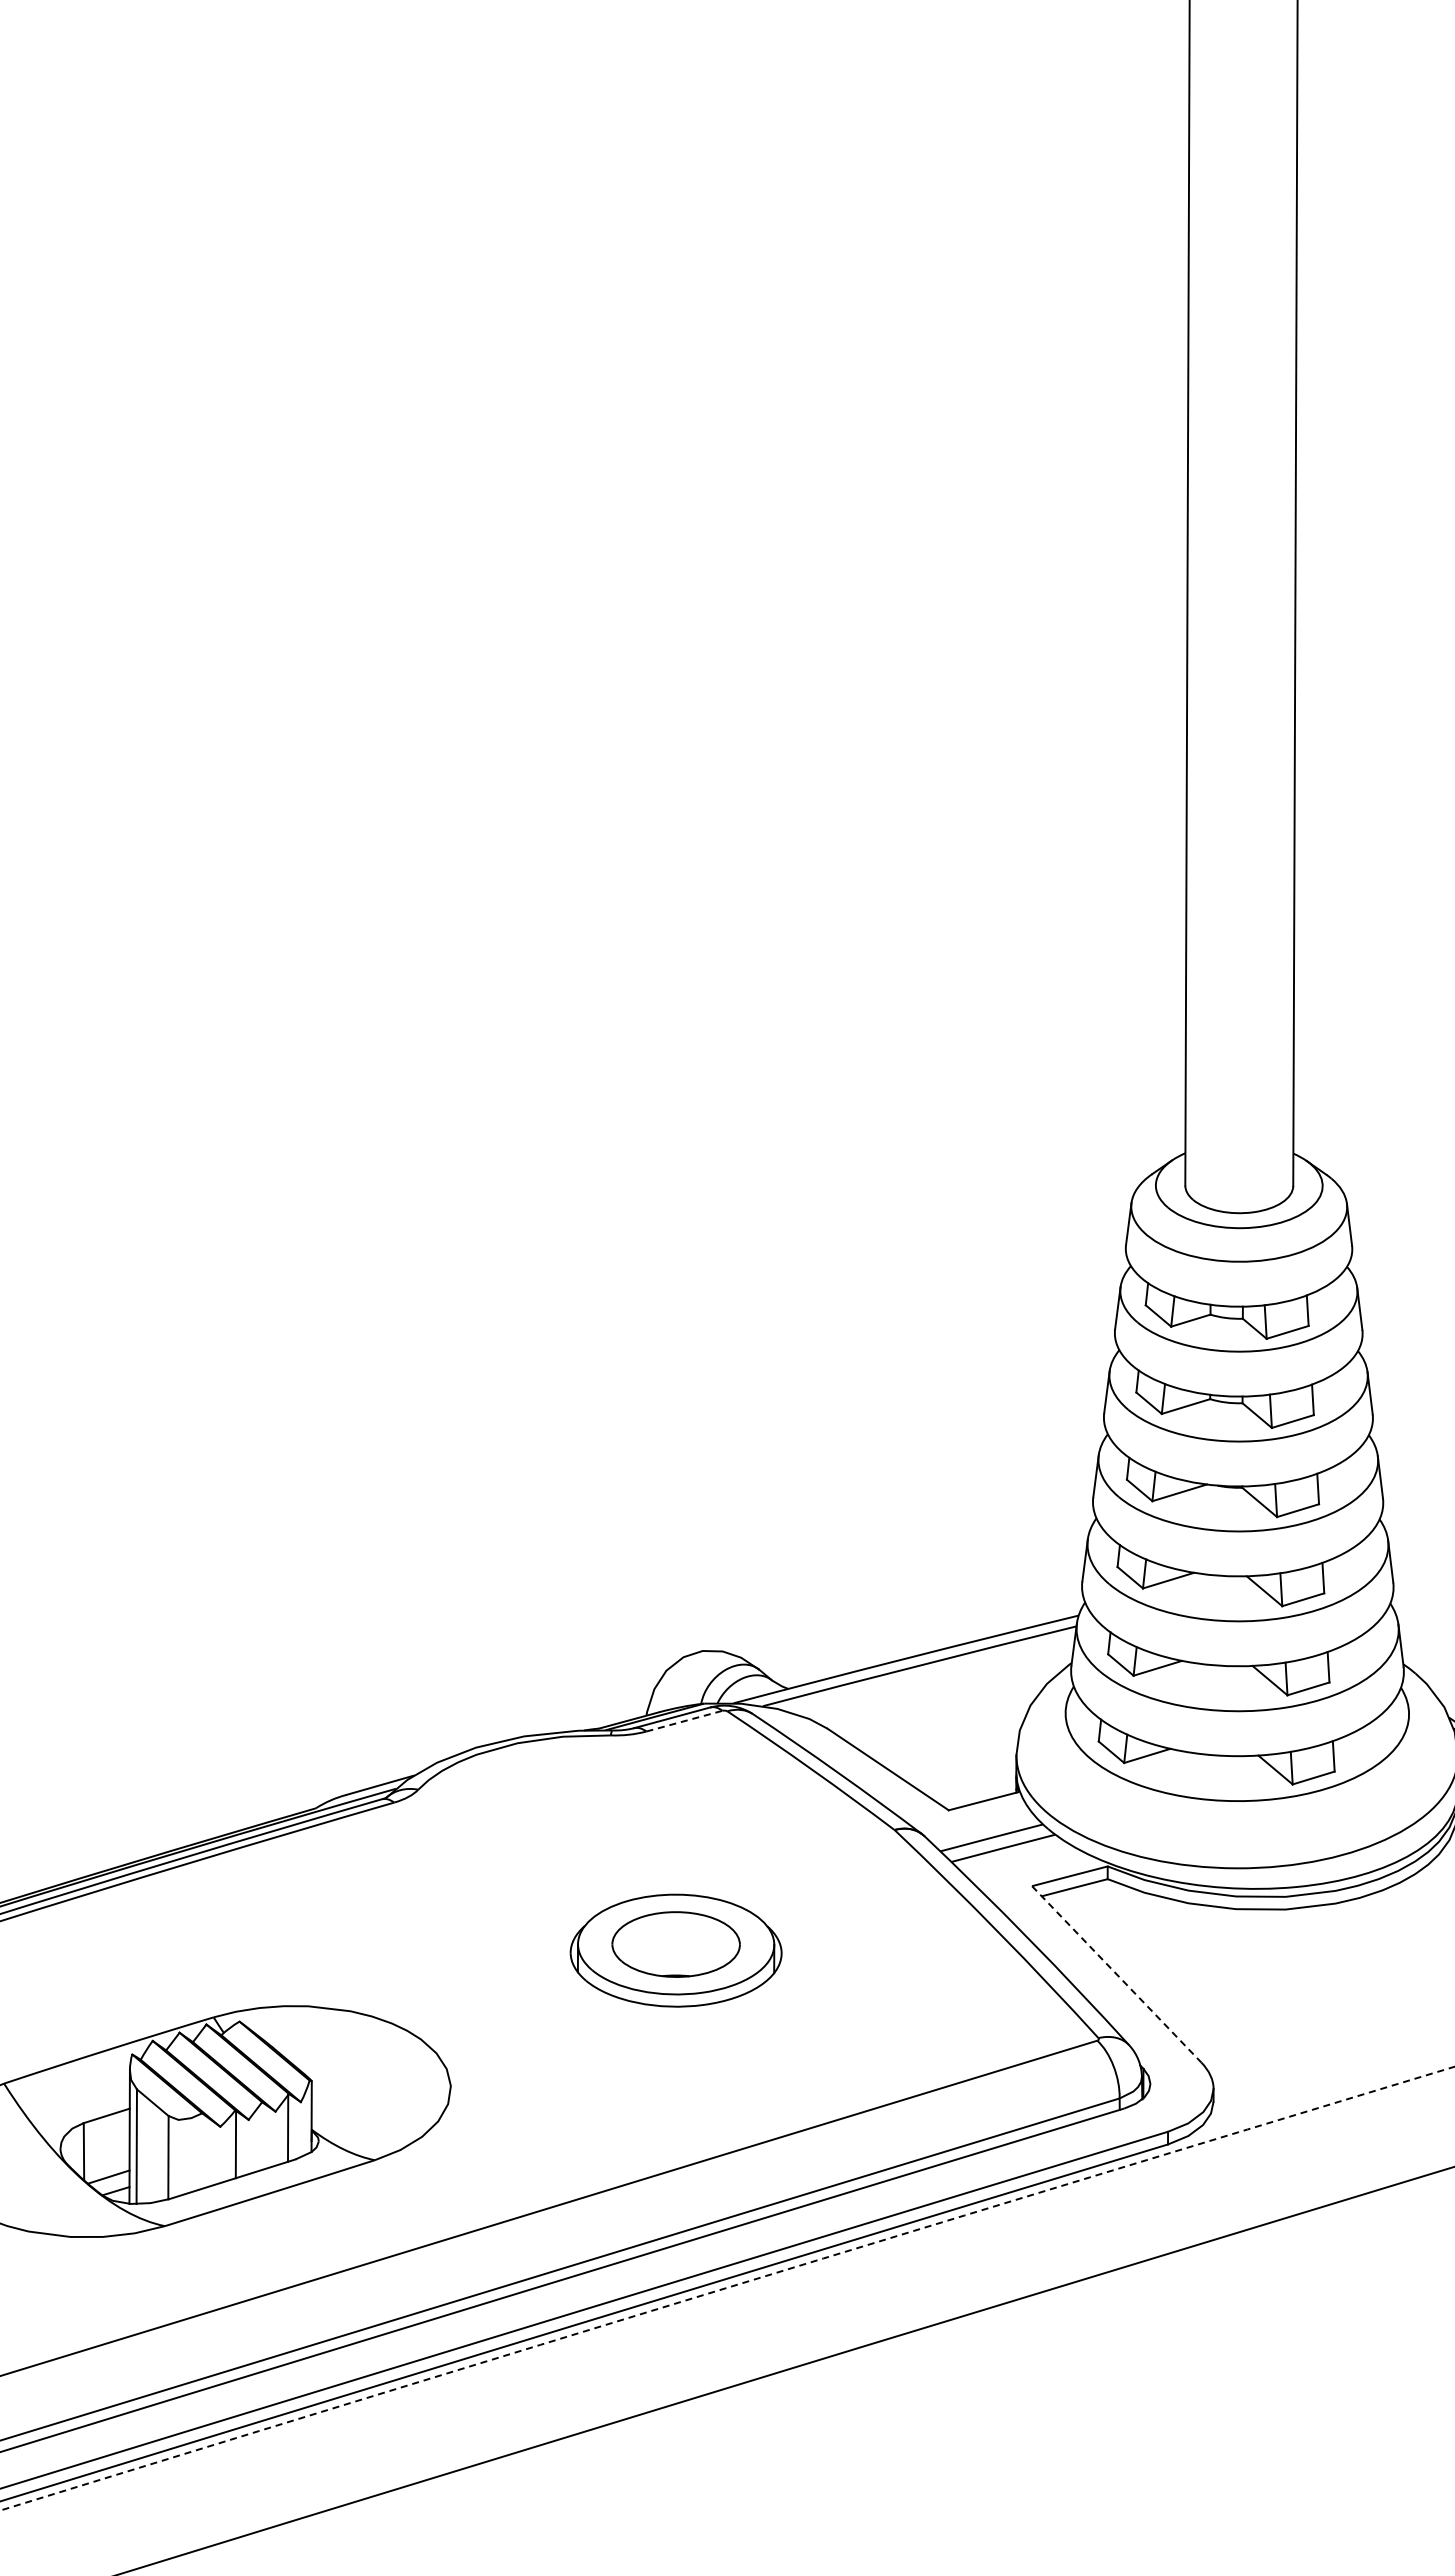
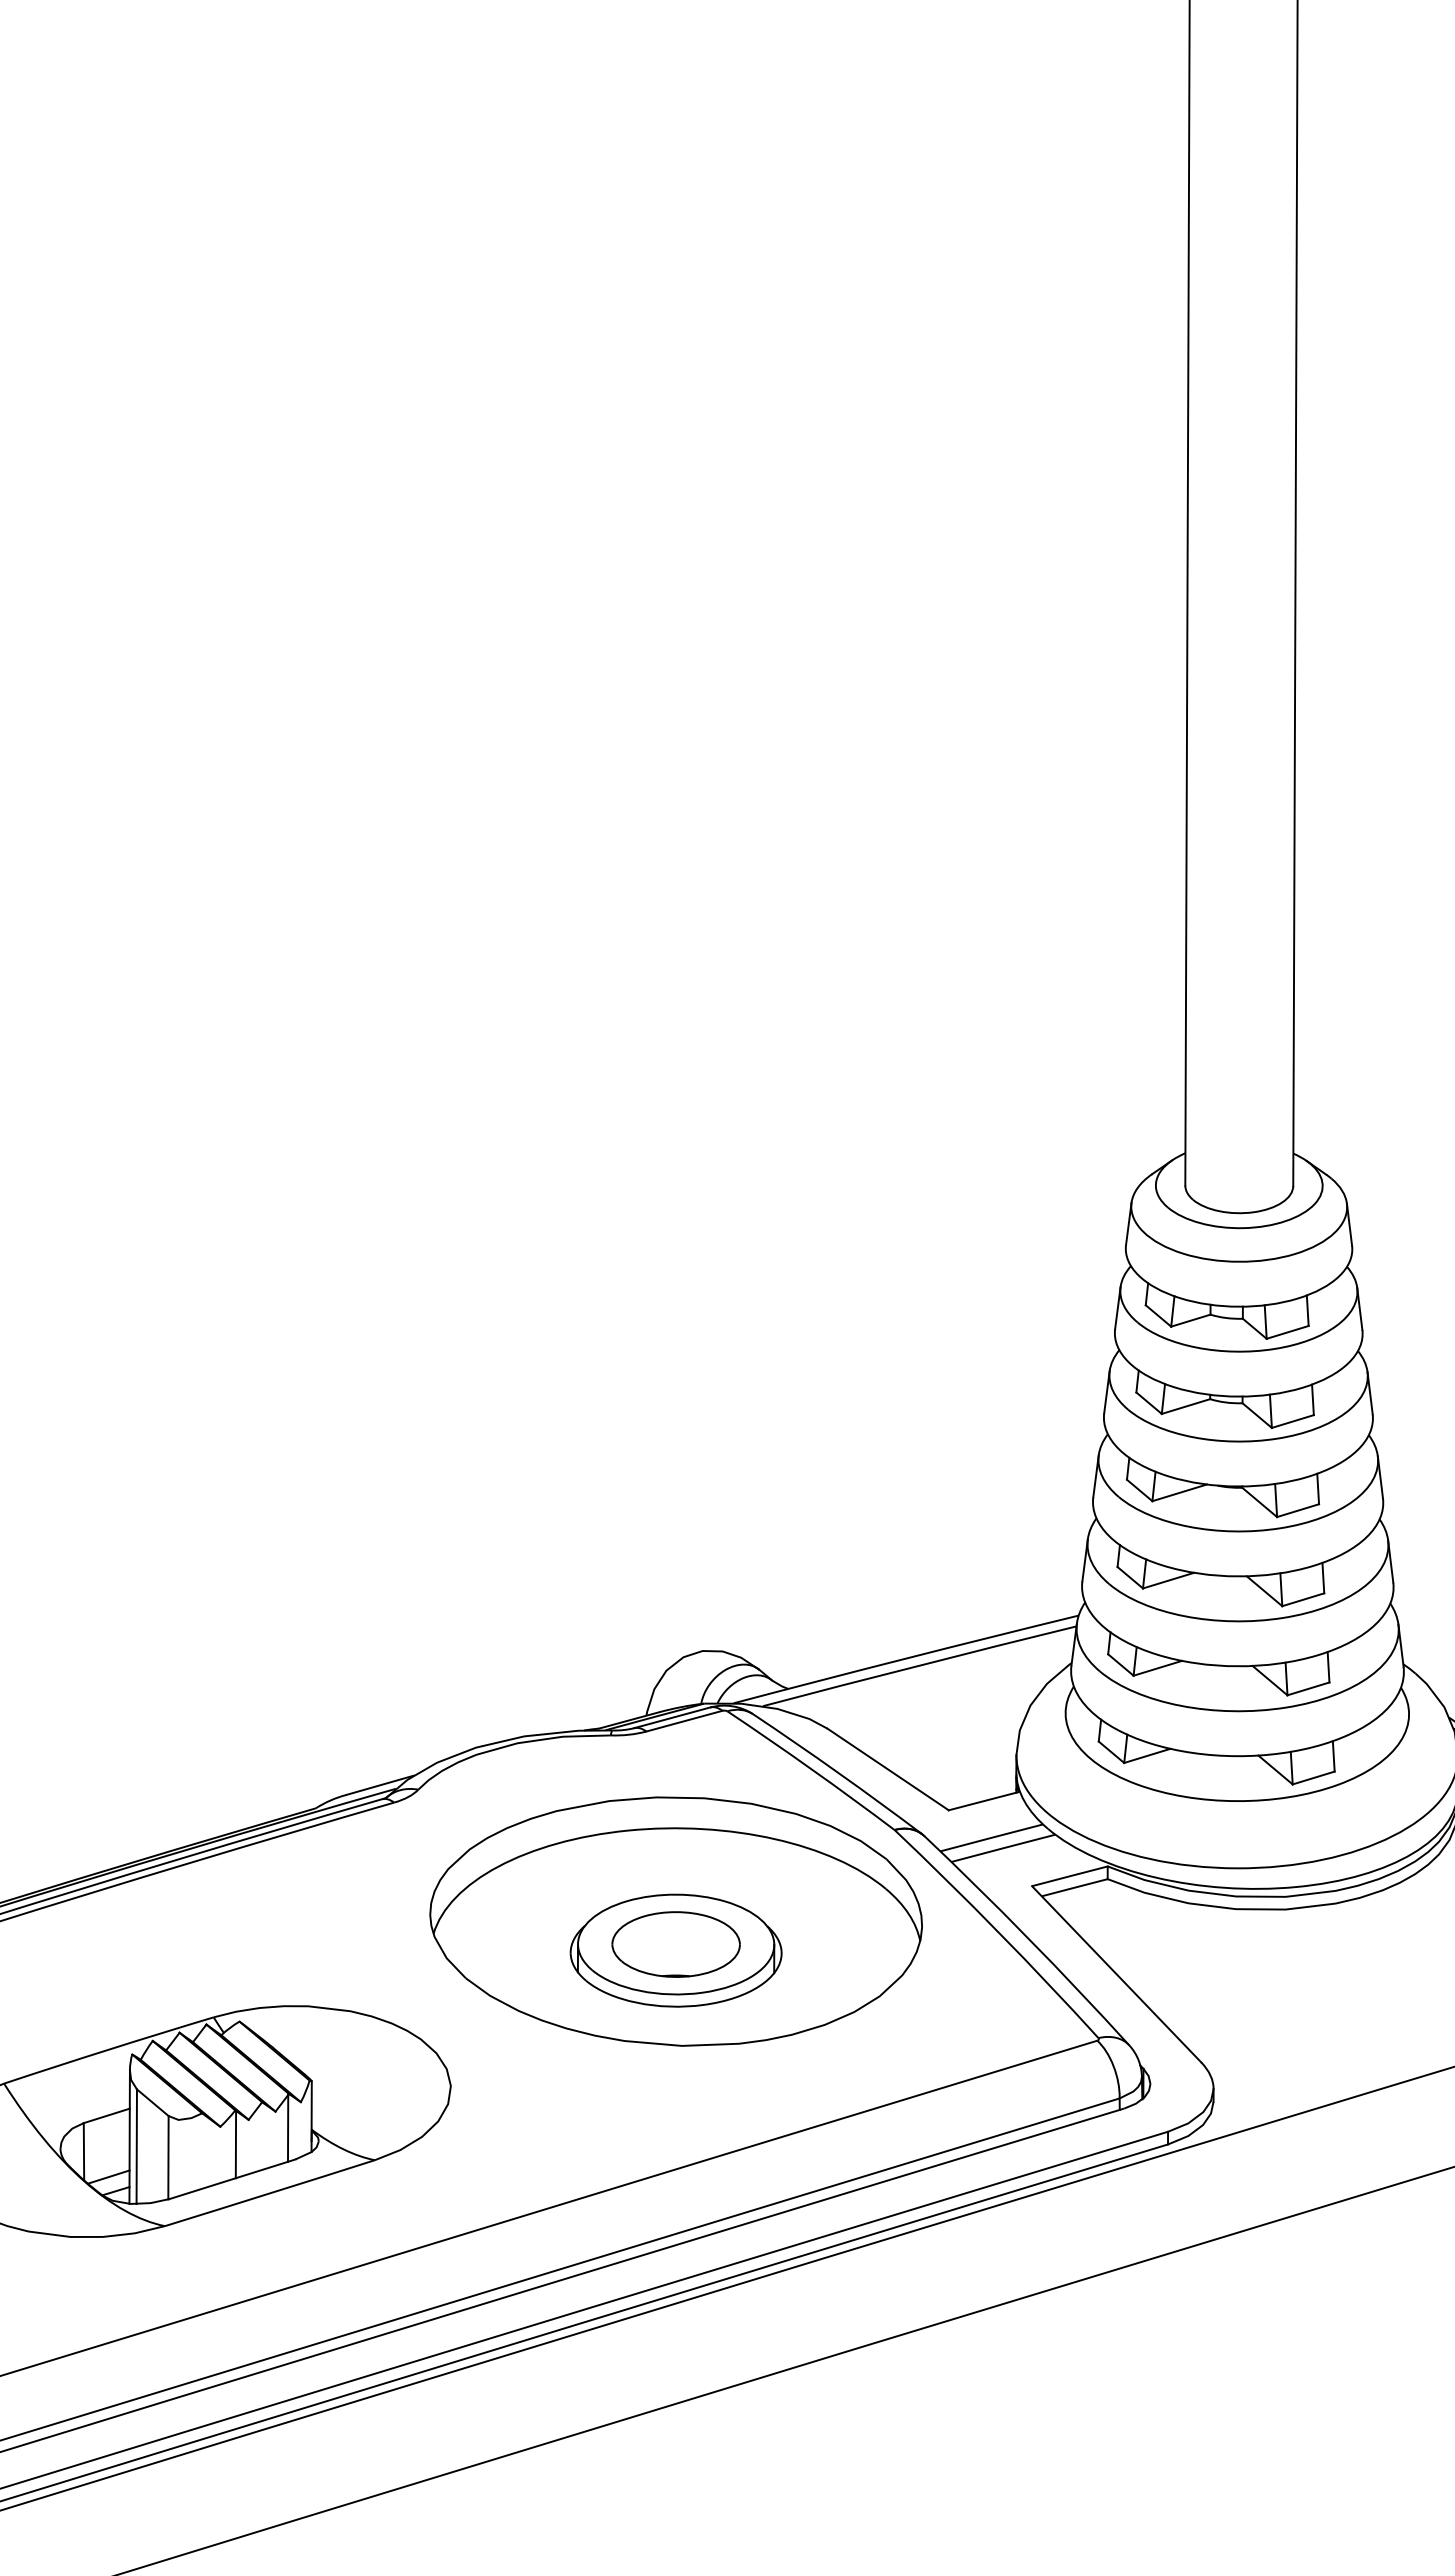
line: dashed -> solid (684, 1721)
part: none -> present (675, 1921)
line: dashed -> solid (1117, 1974)
arc: dashed -> solid (726, 2288)
